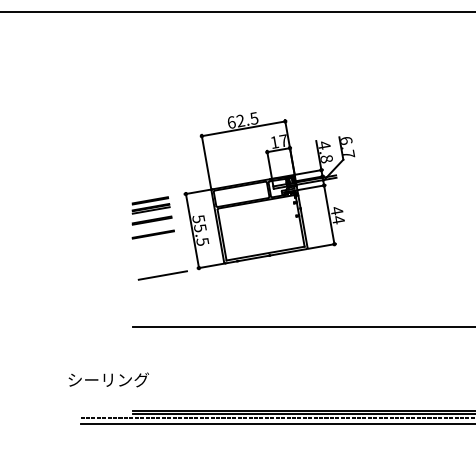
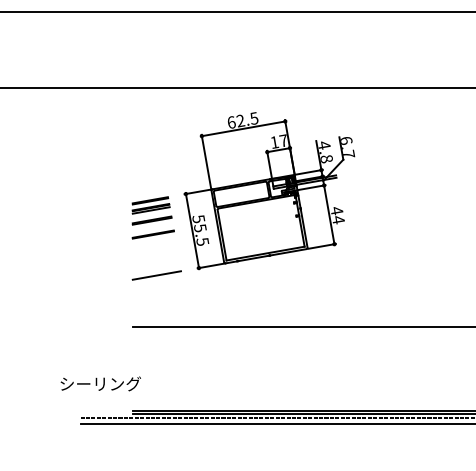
line: none -> present (237, 88)
line position: (162, 275) -> (156, 275) (156, 275)
text position: (108, 379) -> (100, 383) (100, 383)
